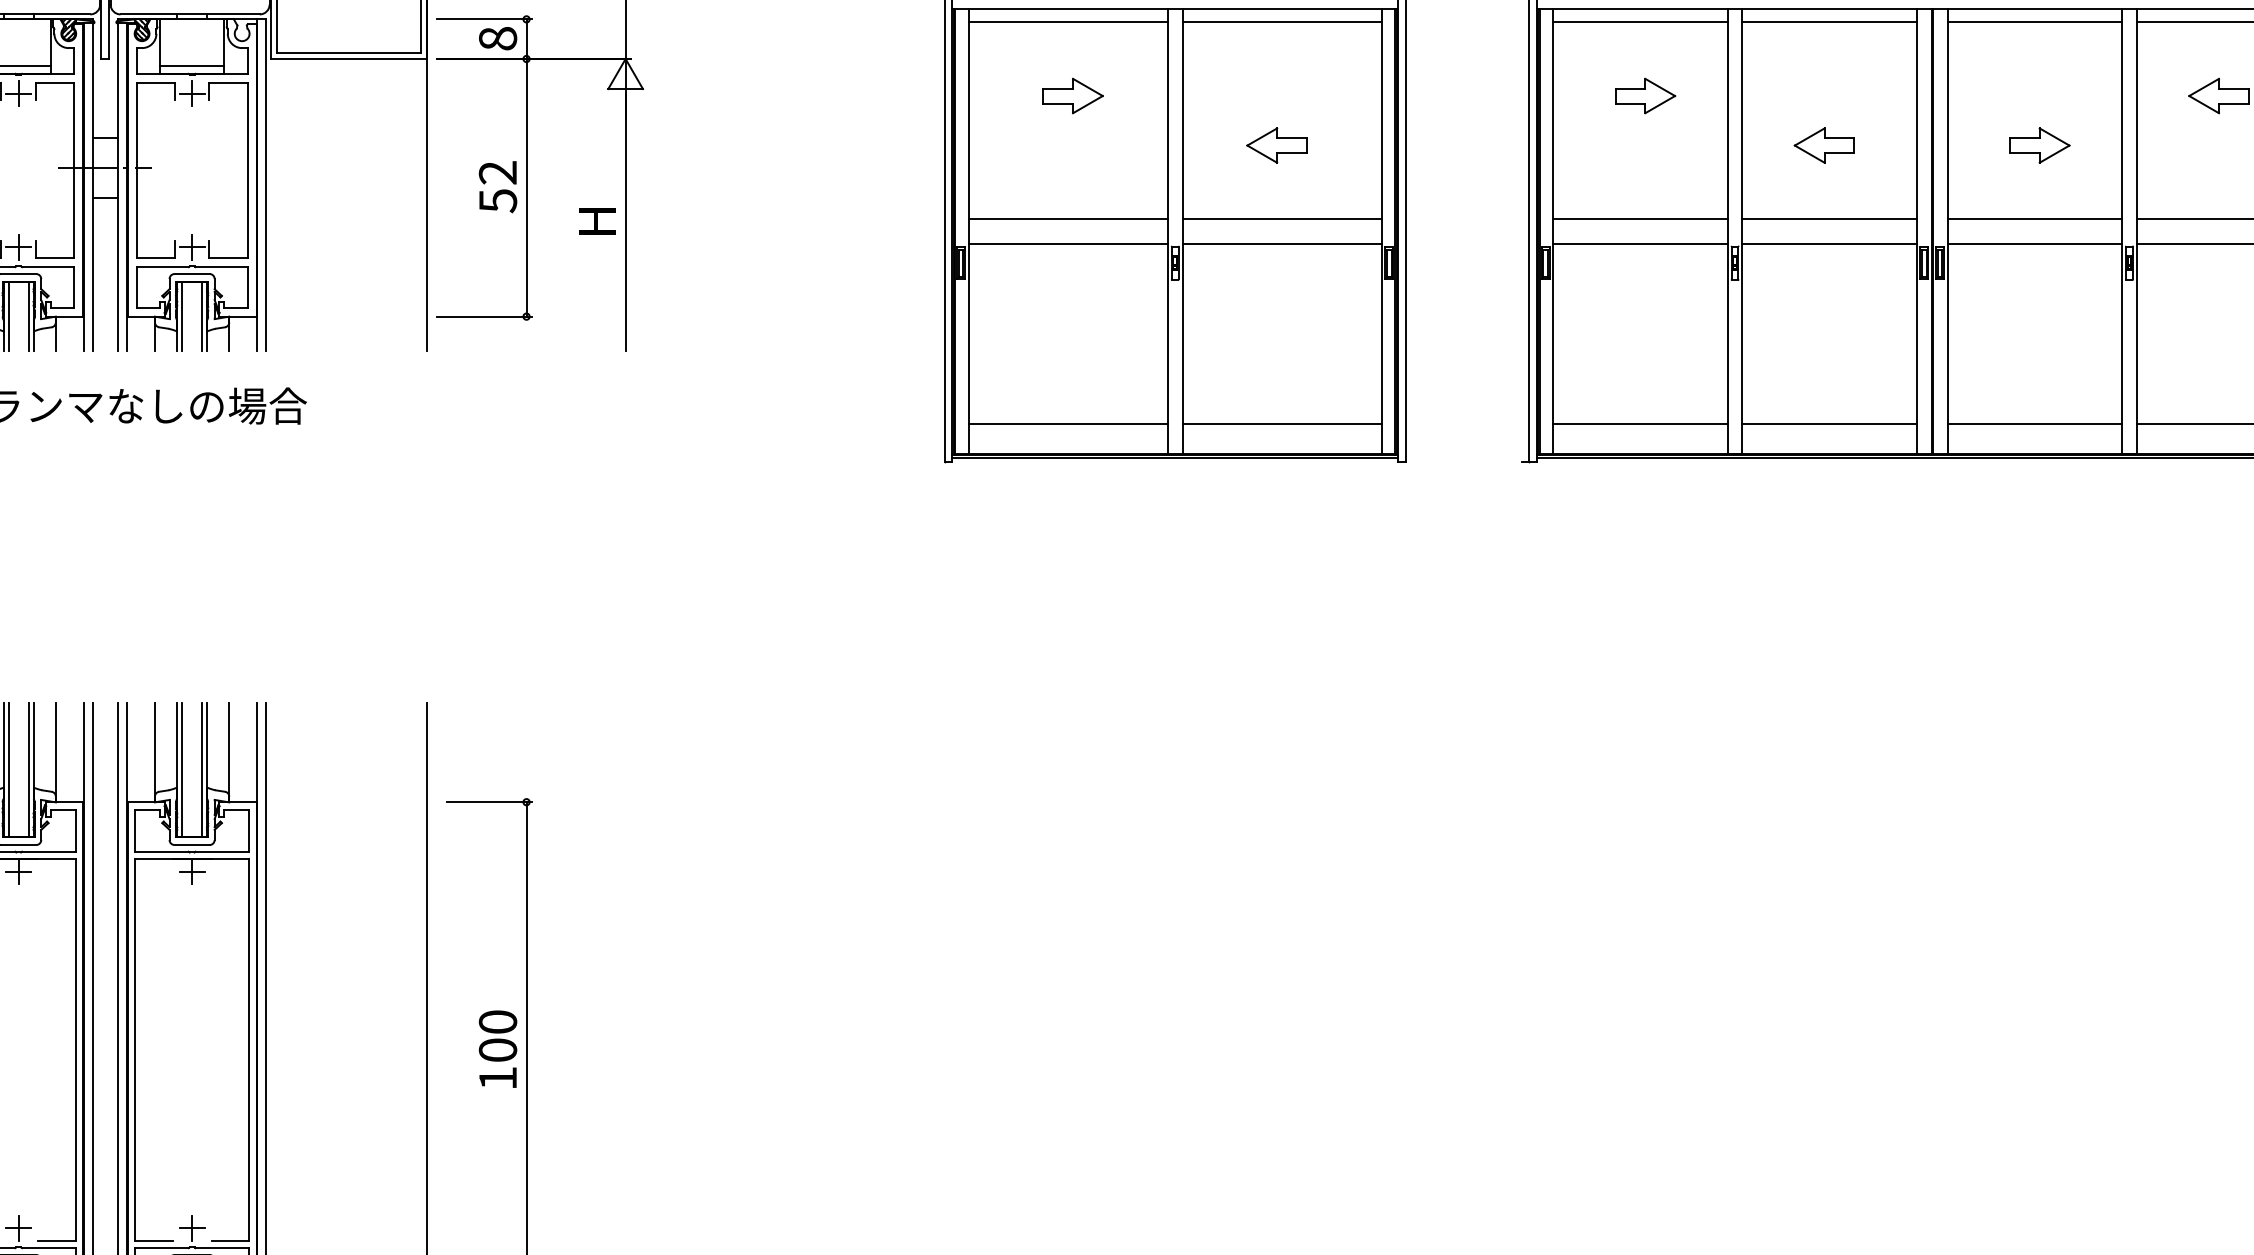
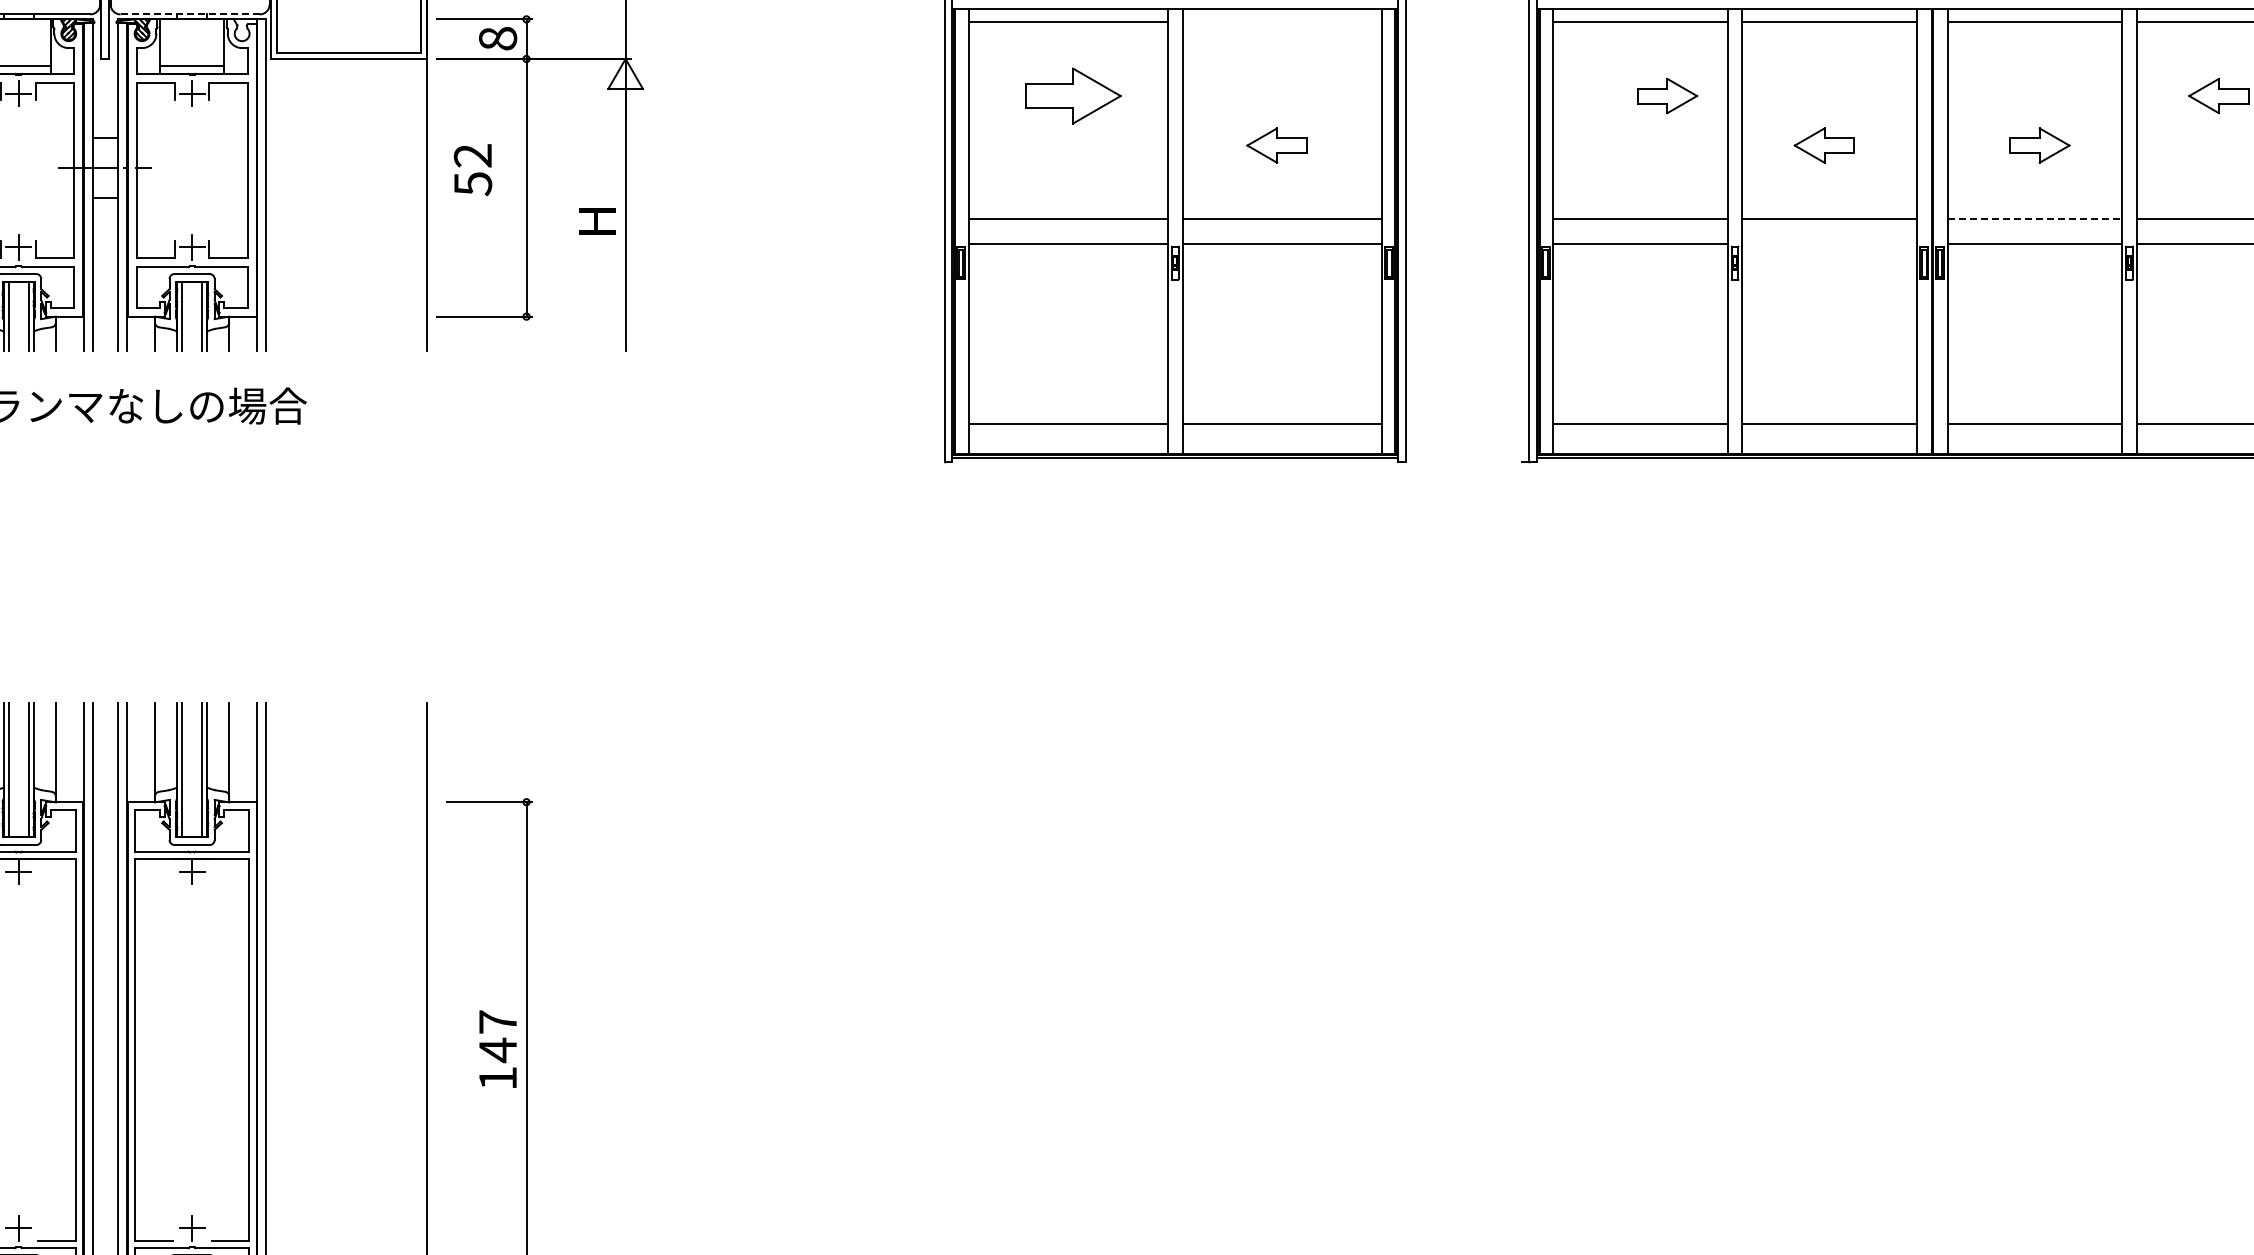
line: solid -> dashed (190, 14)
line: present -> none (1281, 22)
part size: 62x38 px -> 97x58 px (1073, 95)
part position: (1645, 95) -> (1667, 95) (1667, 95)
text position: (497, 187) -> (472, 170) (472, 170)
line: solid -> dashed (2035, 219)
line: present -> none (1829, 244)
text: 100 -> 147 (497, 1036)
